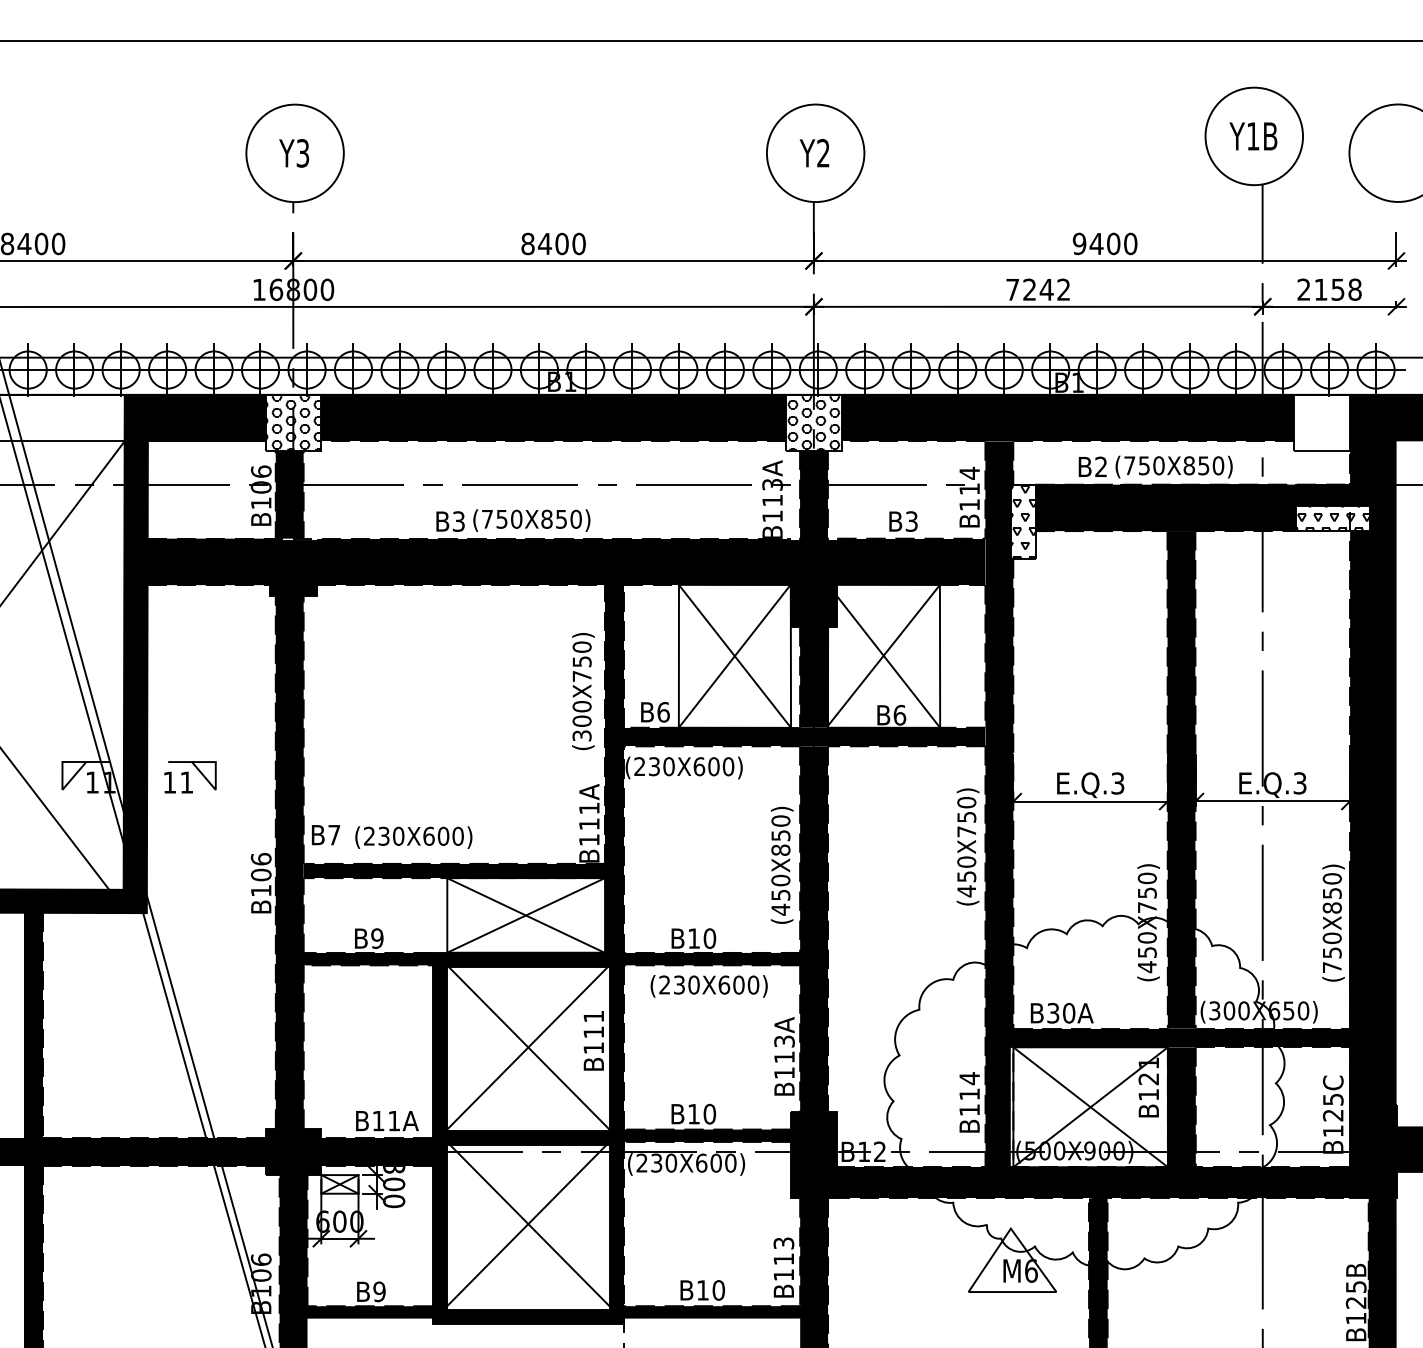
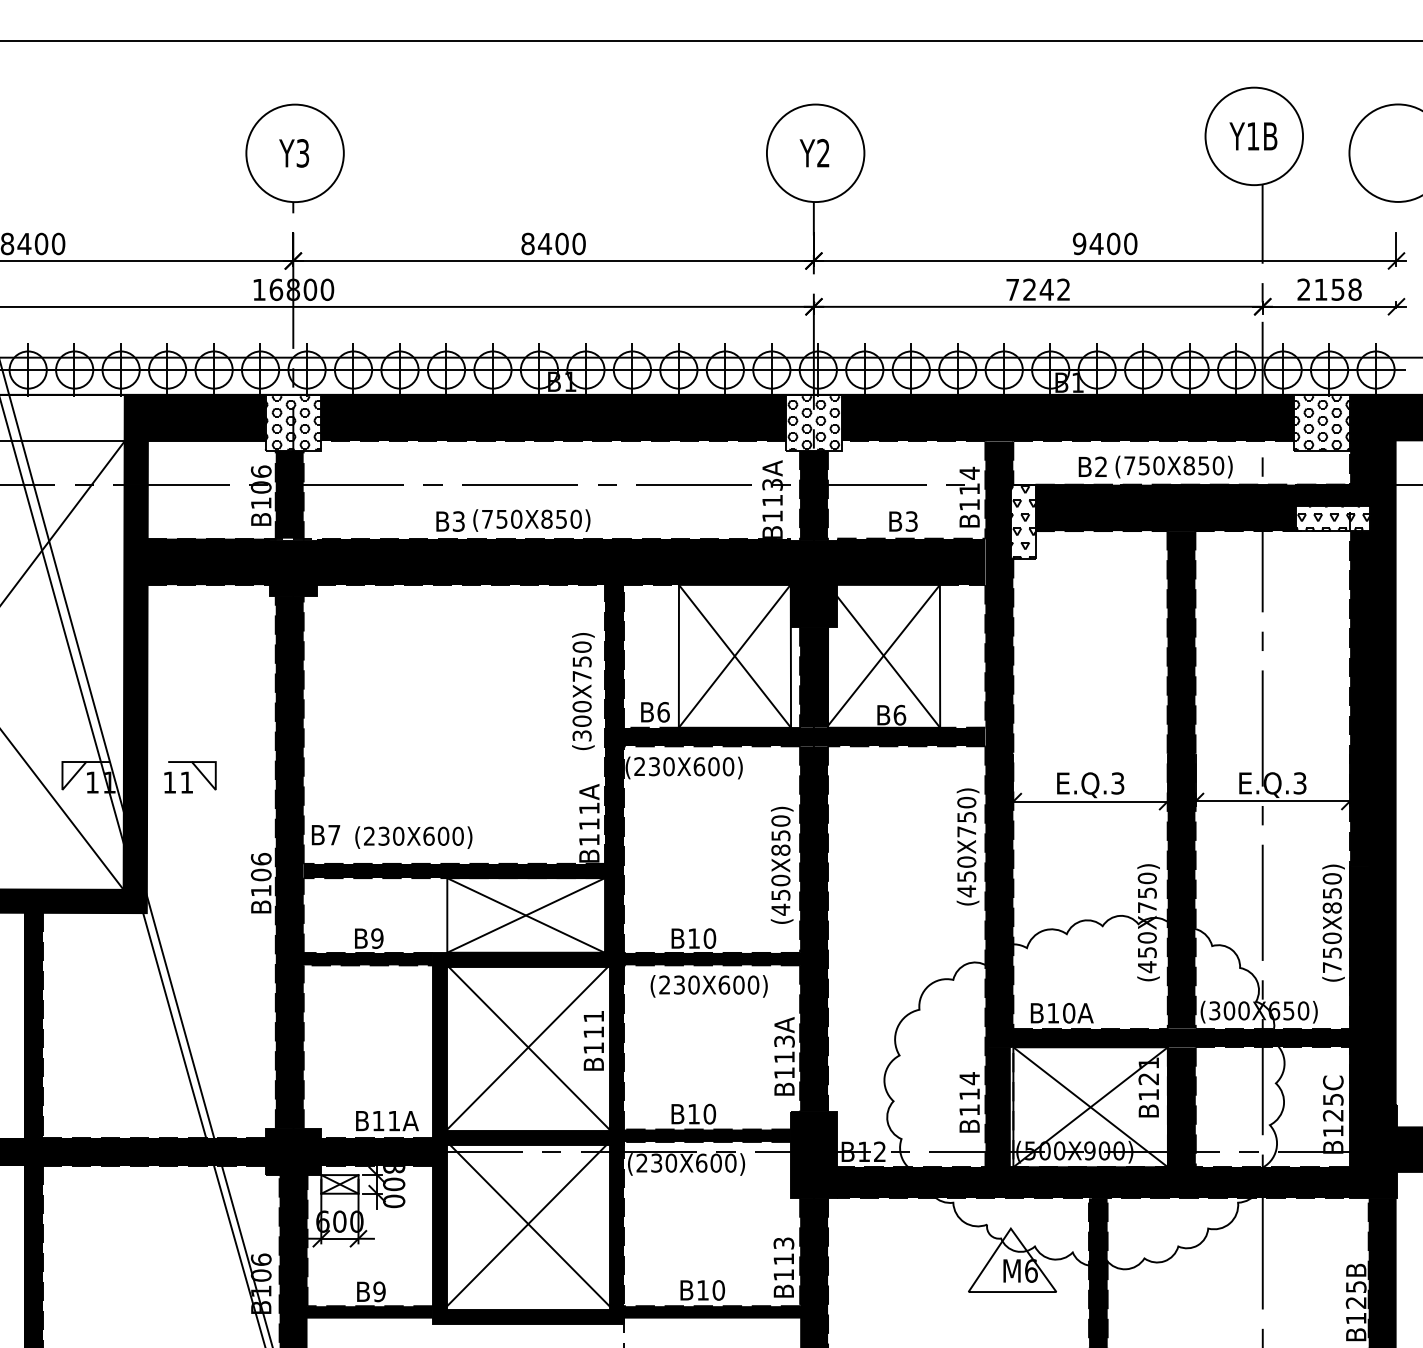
hatch: none -> present (1322, 422)
line position: (58, 823) -> (62, 810) (62, 810)
text: B30A -> B10A (1053, 1012)
